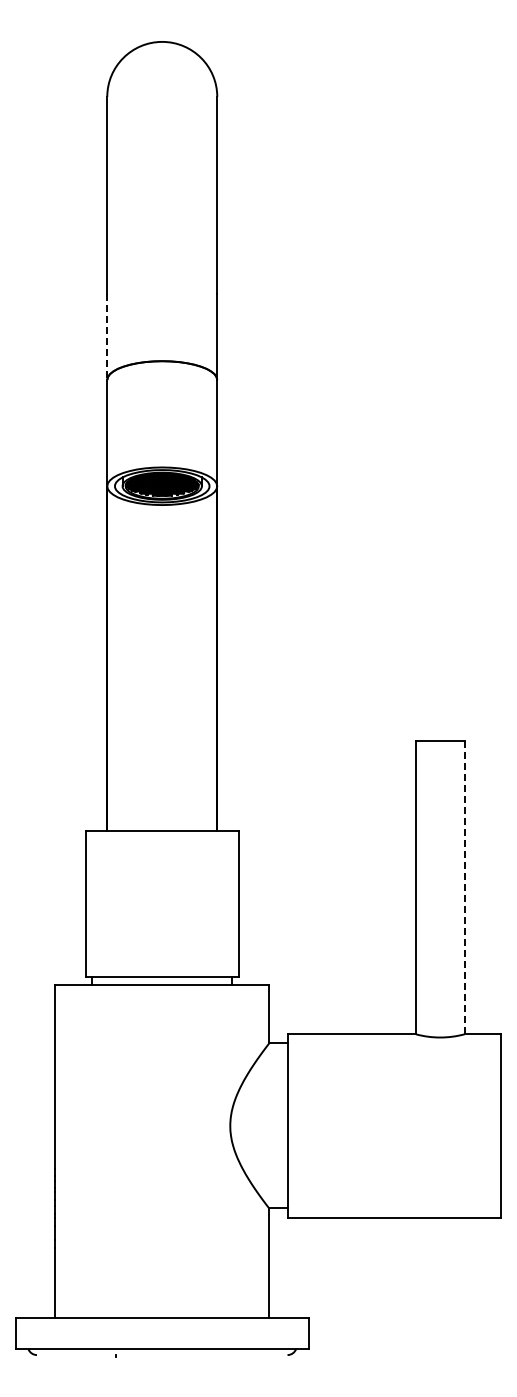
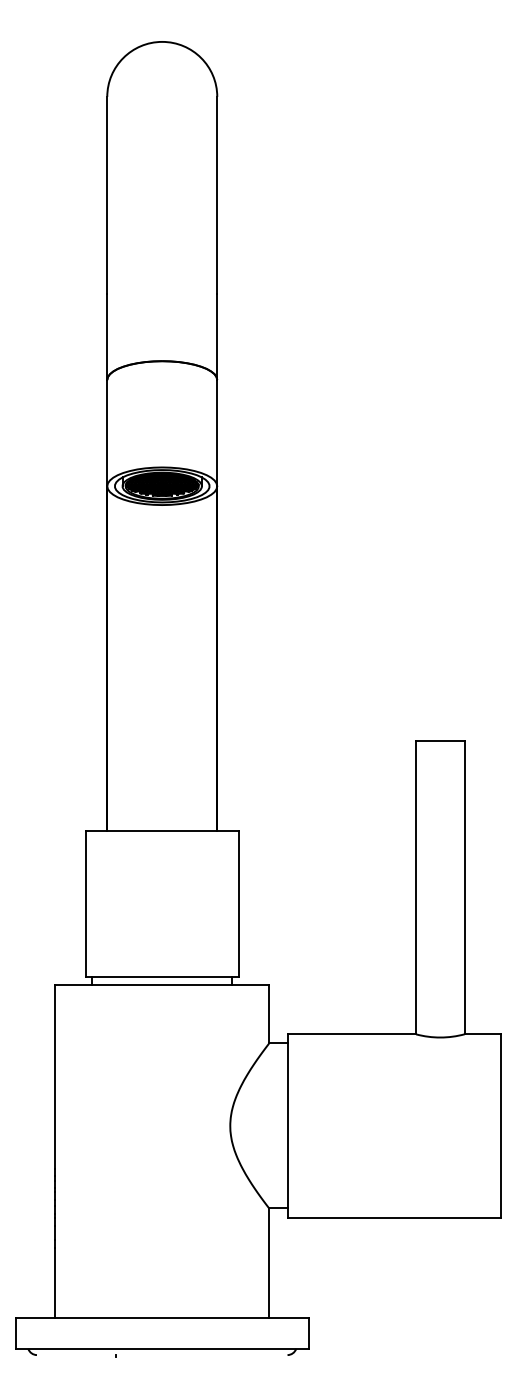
line: dashed -> solid (107, 337)
line: dashed -> solid (464, 887)
